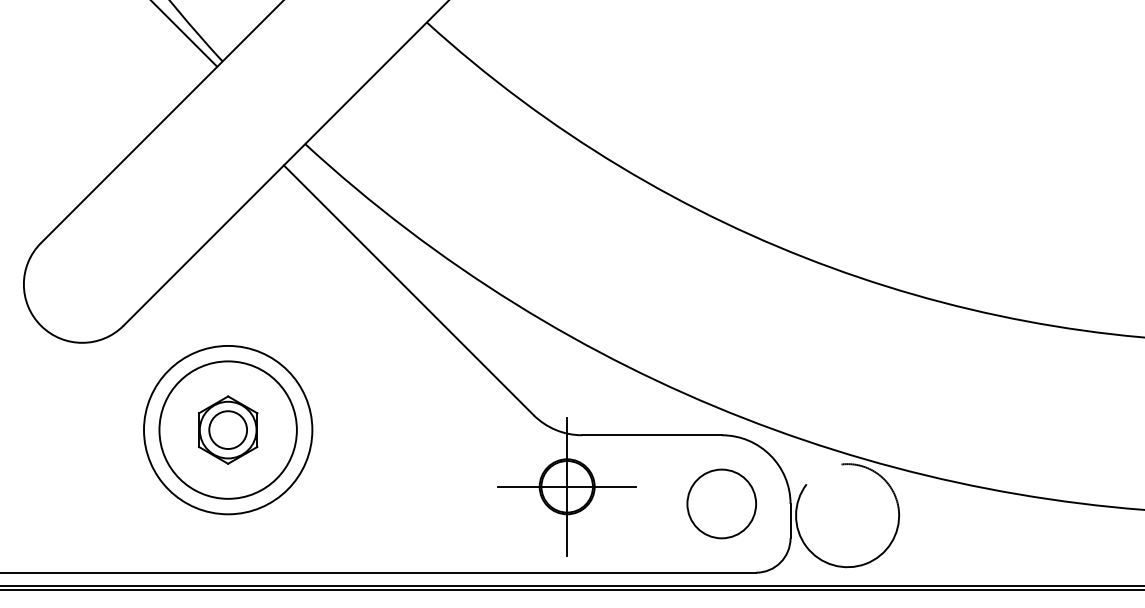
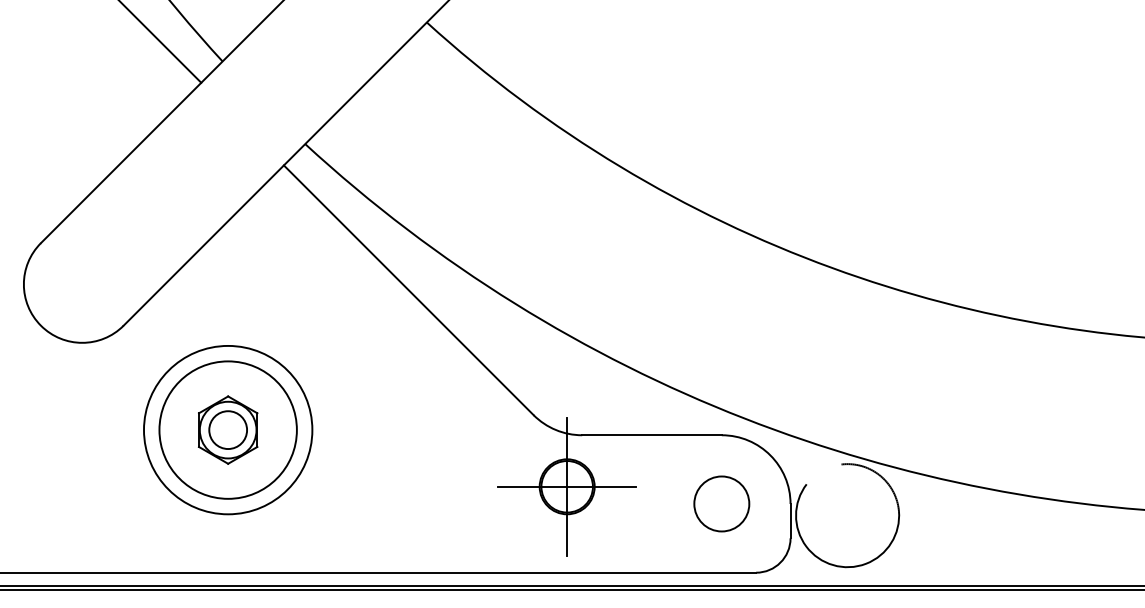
line position: (184, 34) -> (160, 42) (160, 42)
circle size: 71x72 px -> 58x58 px (721, 503)
